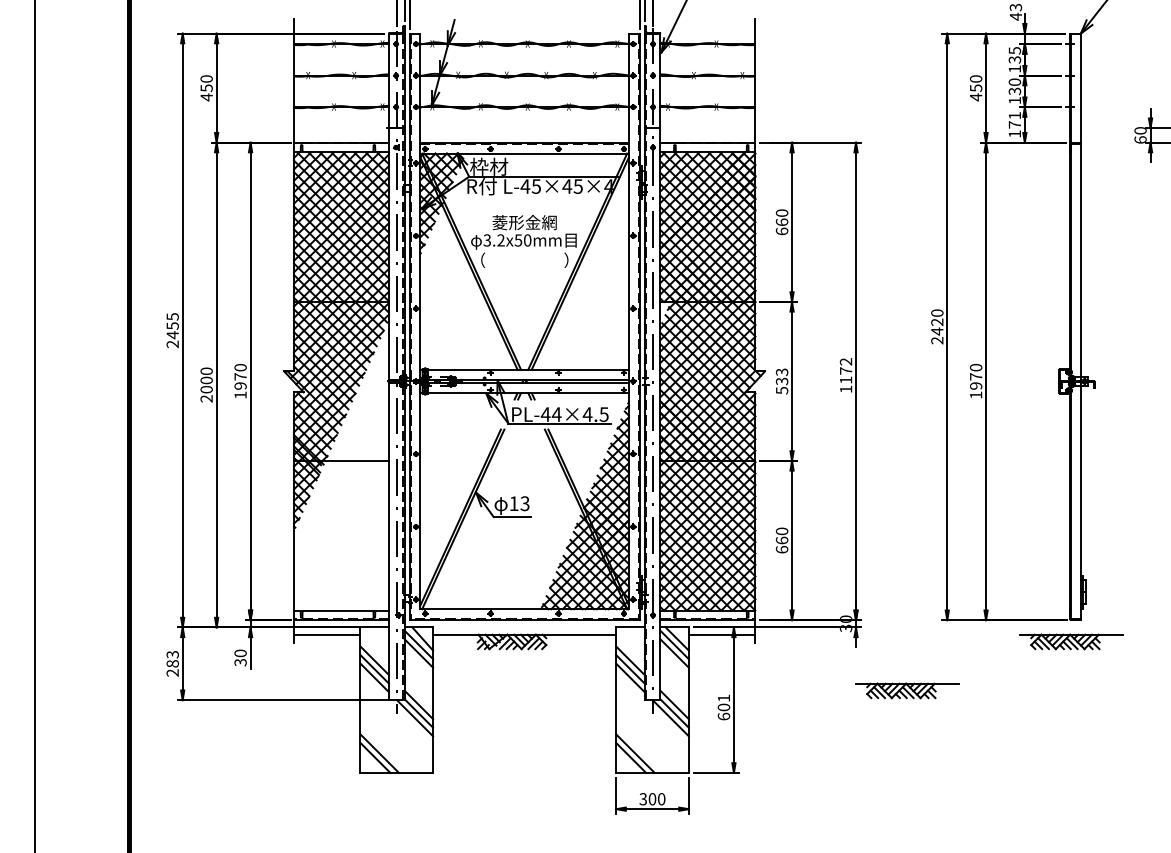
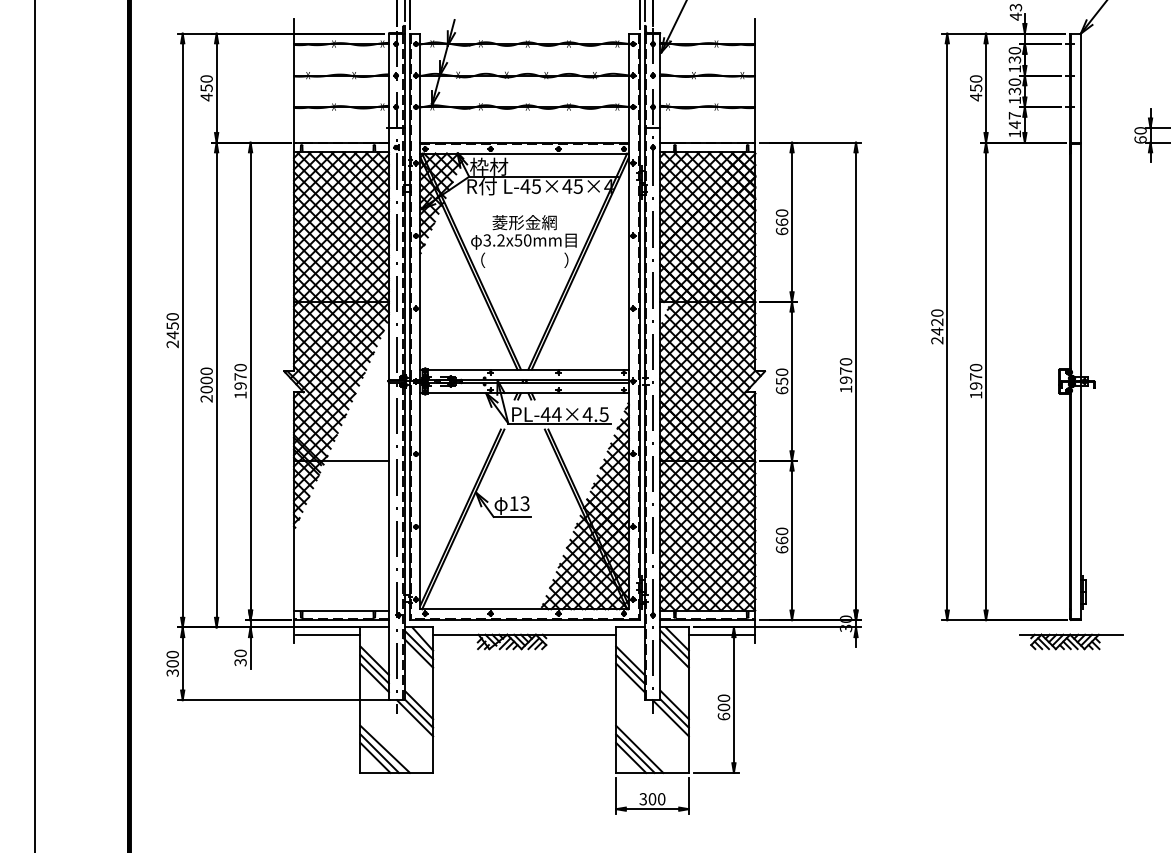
text: 135 -> 130 (1014, 50)
text: 171 -> 147 (1014, 120)
text: 2455 -> 2450 (172, 316)
text: 1172 -> 1970 (845, 370)
text: 533 -> 650 (781, 381)
text: 283 -> 300 (172, 663)
part: present -> none (907, 690)
text: 601 -> 600 (723, 697)
line: none -> present (384, 748)
line: none -> present (639, 748)
